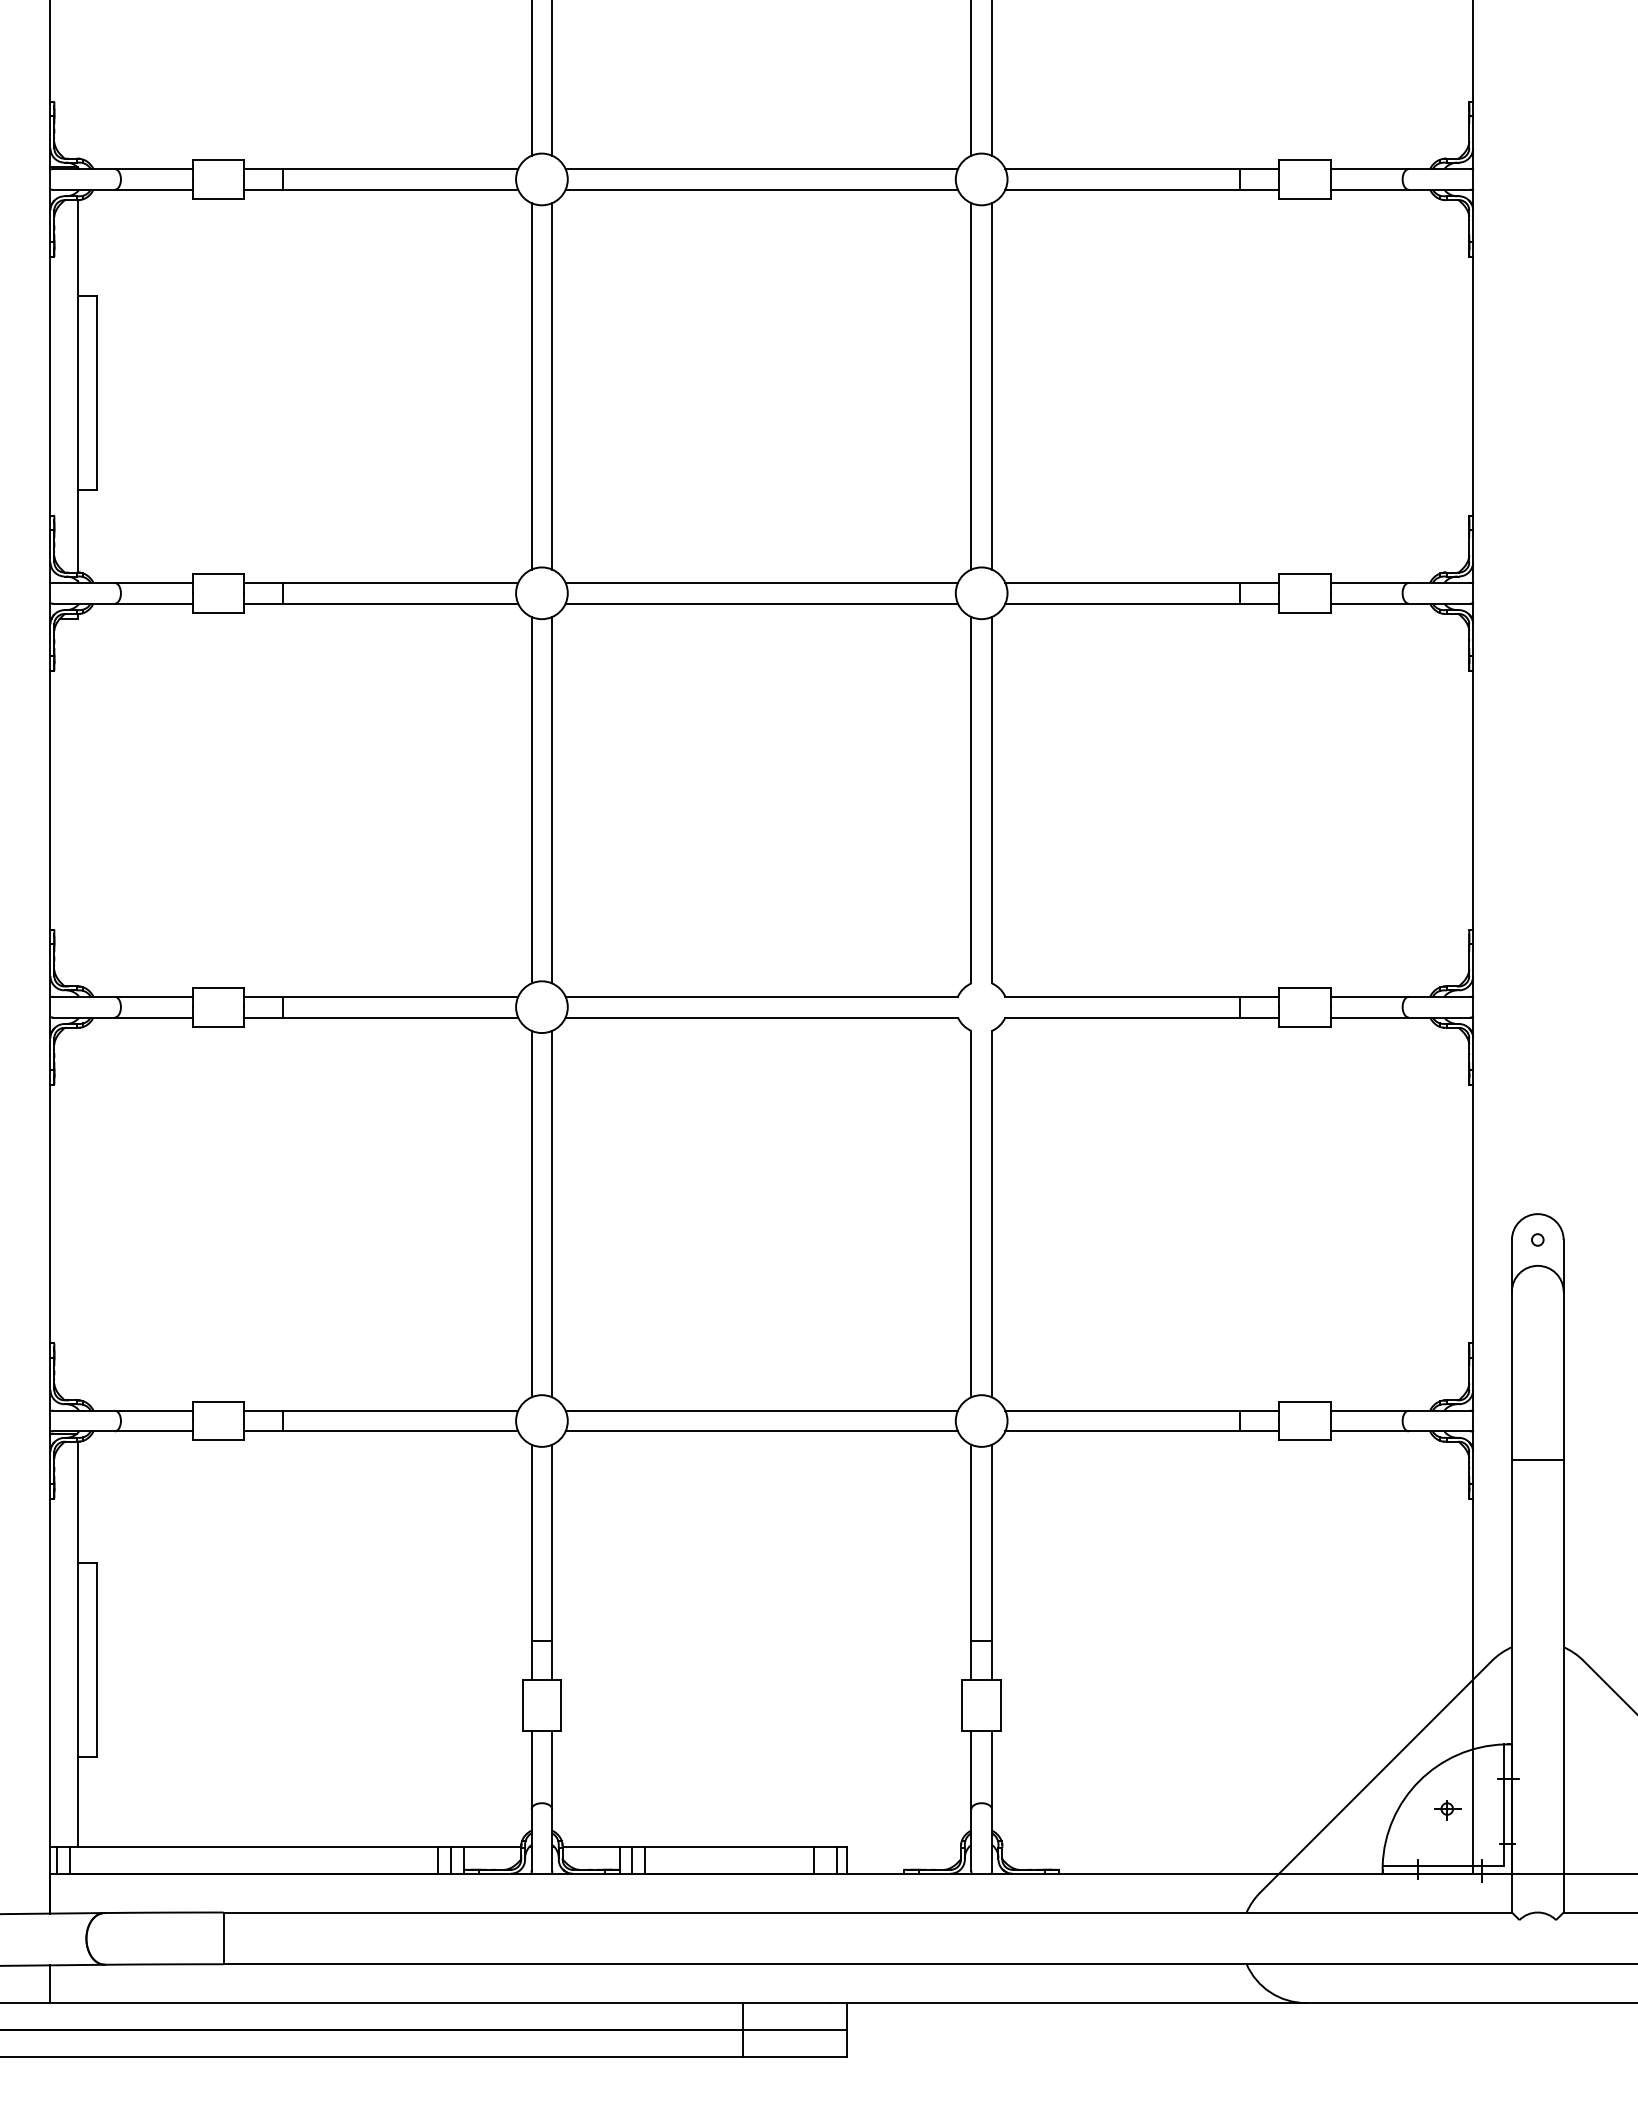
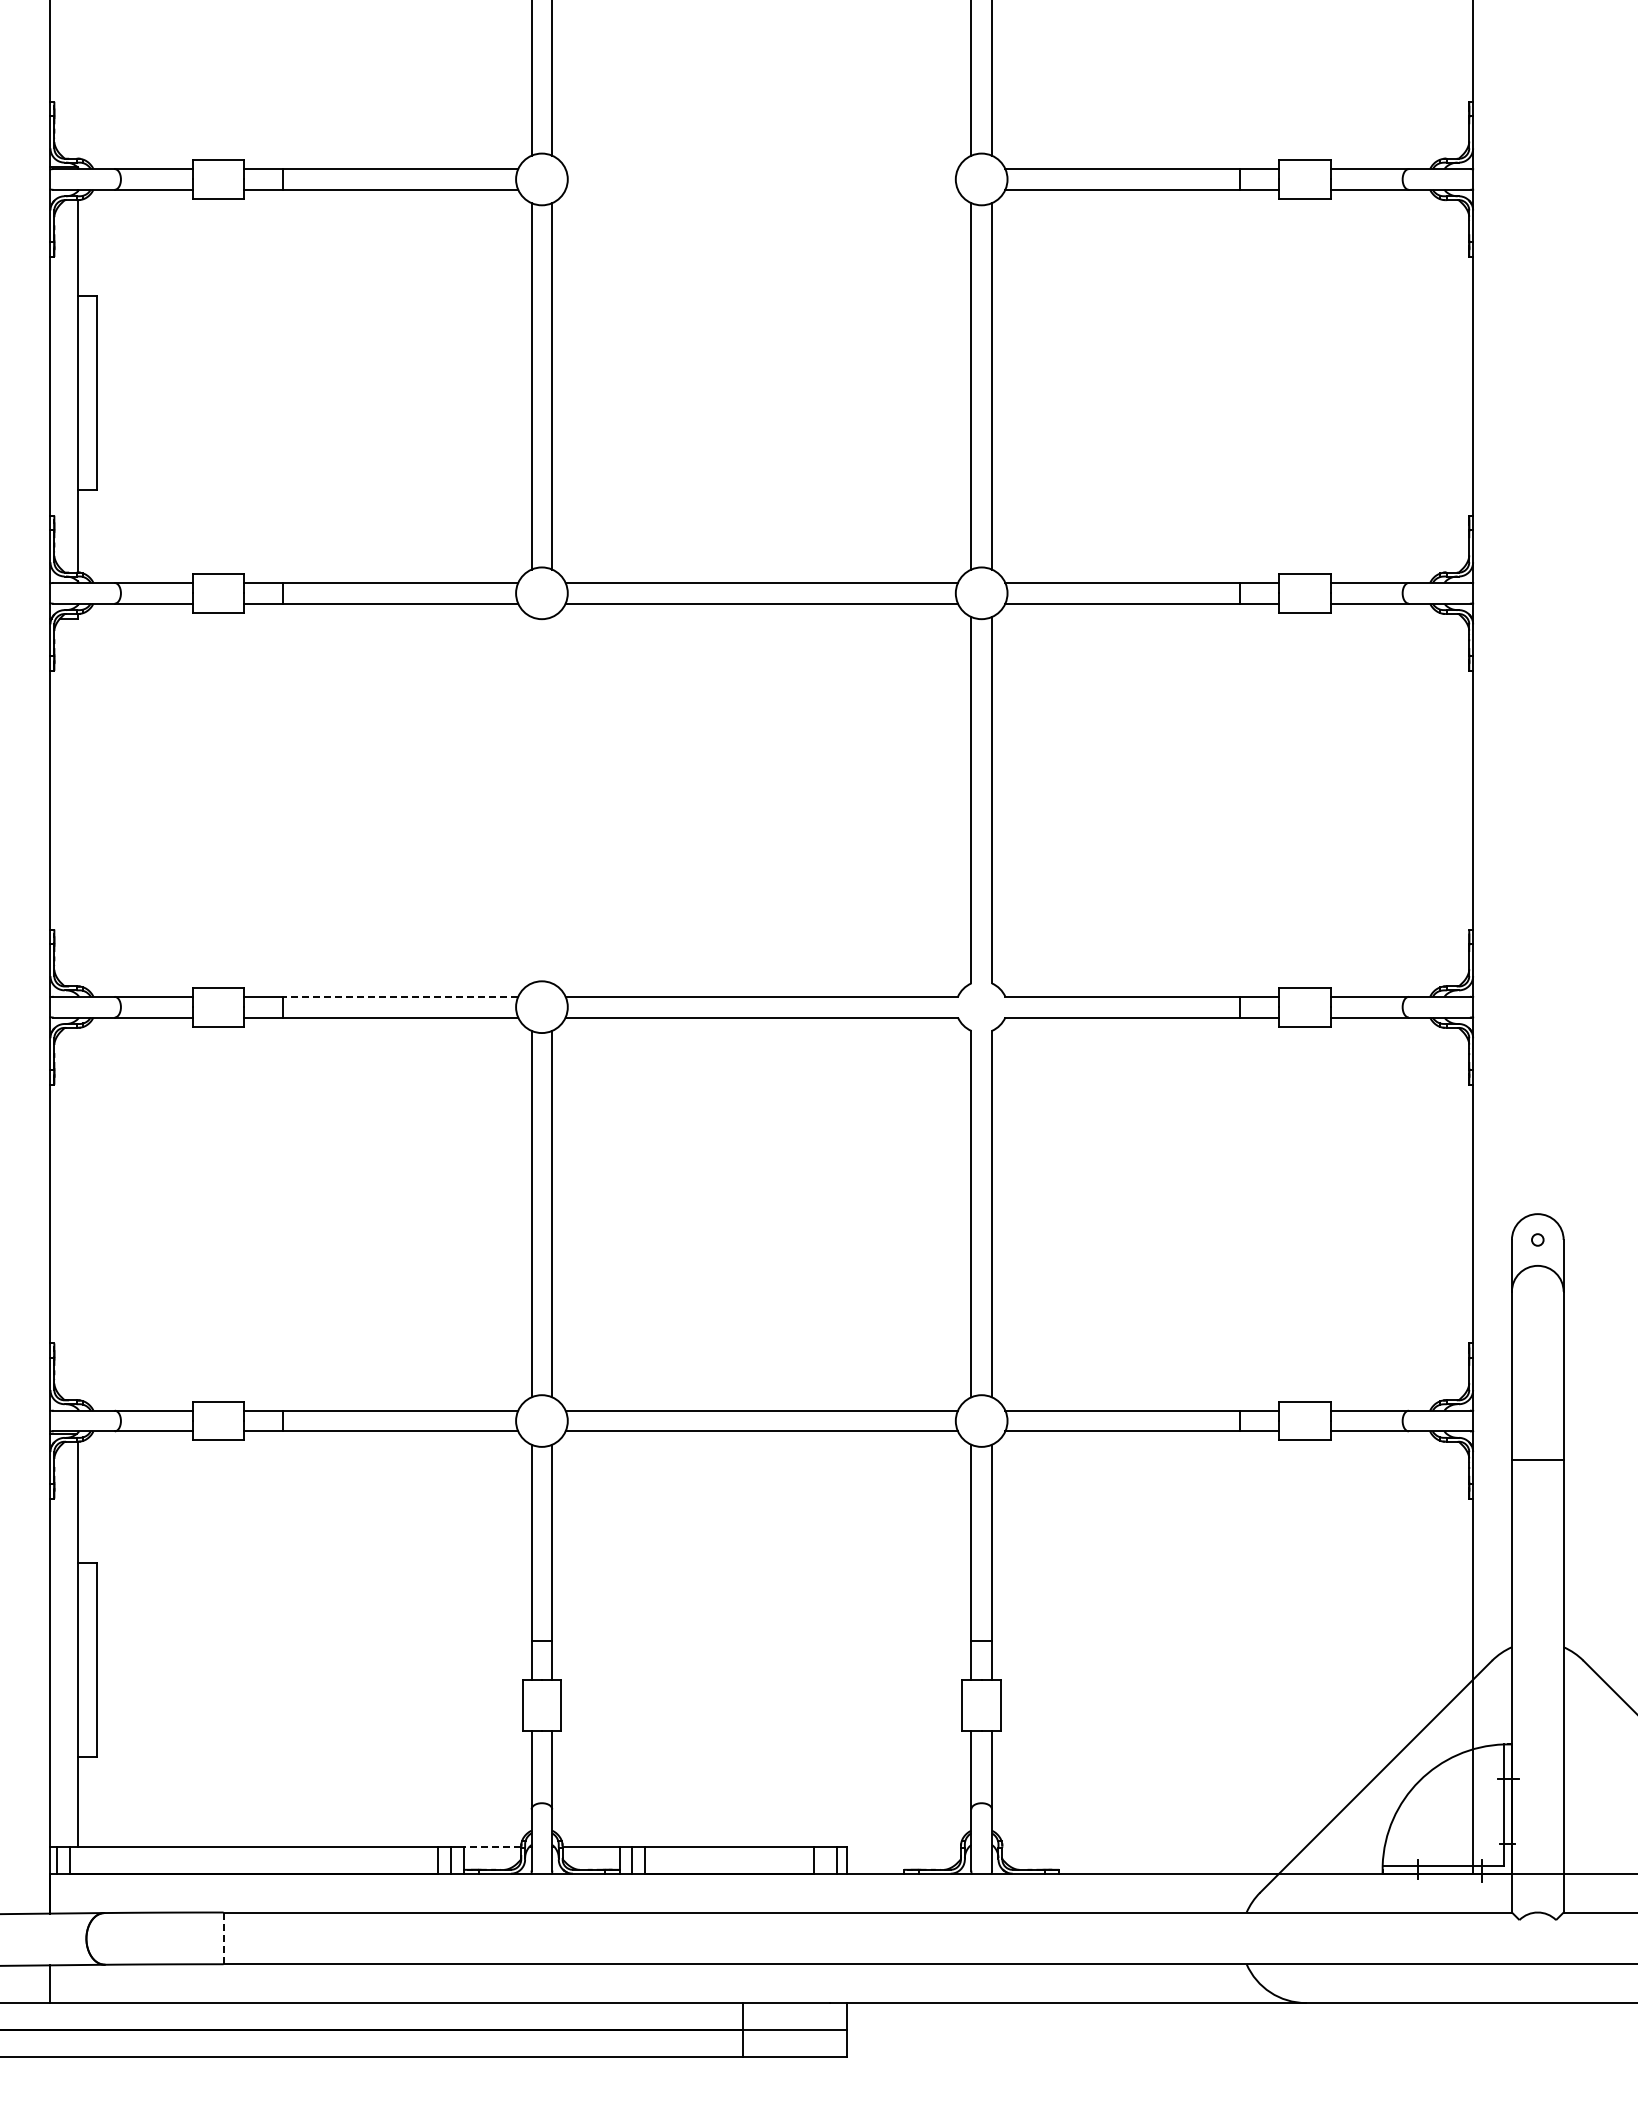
line: present -> none (761, 169)
line: present -> none (761, 189)
line: present -> none (531, 800)
line: present -> none (552, 800)
line: solid -> dashed (400, 996)
part: present -> none (1447, 1810)
line: solid -> dashed (492, 1846)
line: solid -> dashed (223, 1938)
